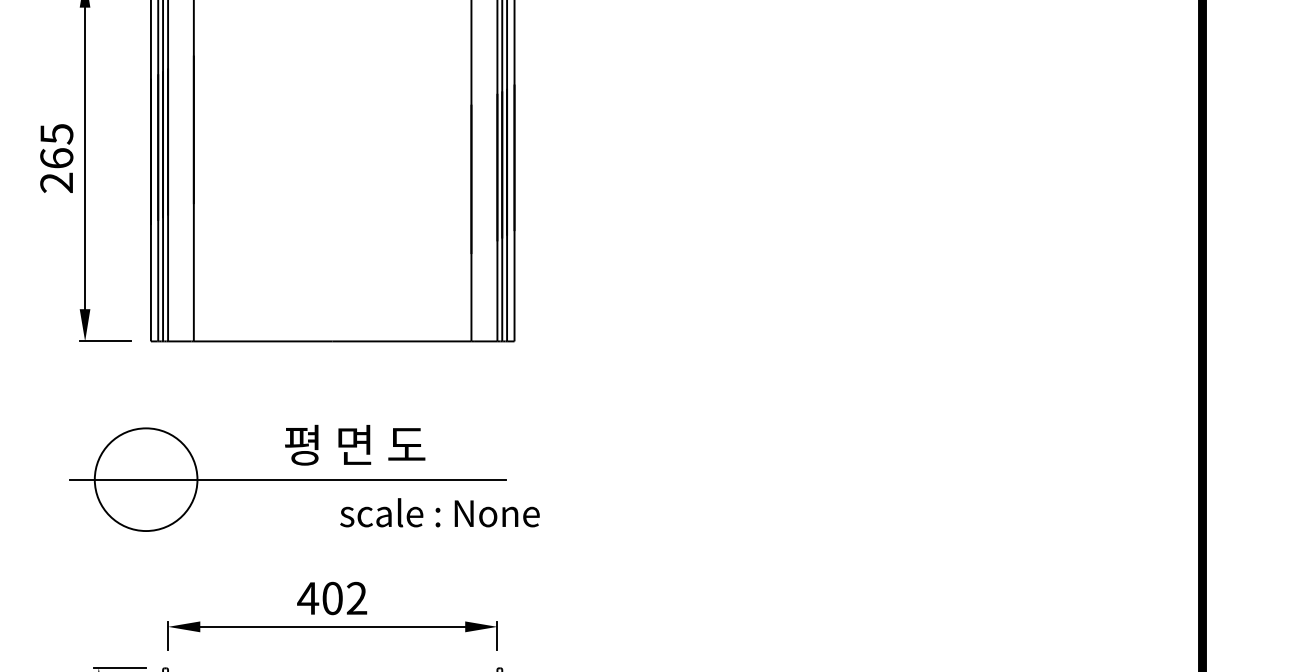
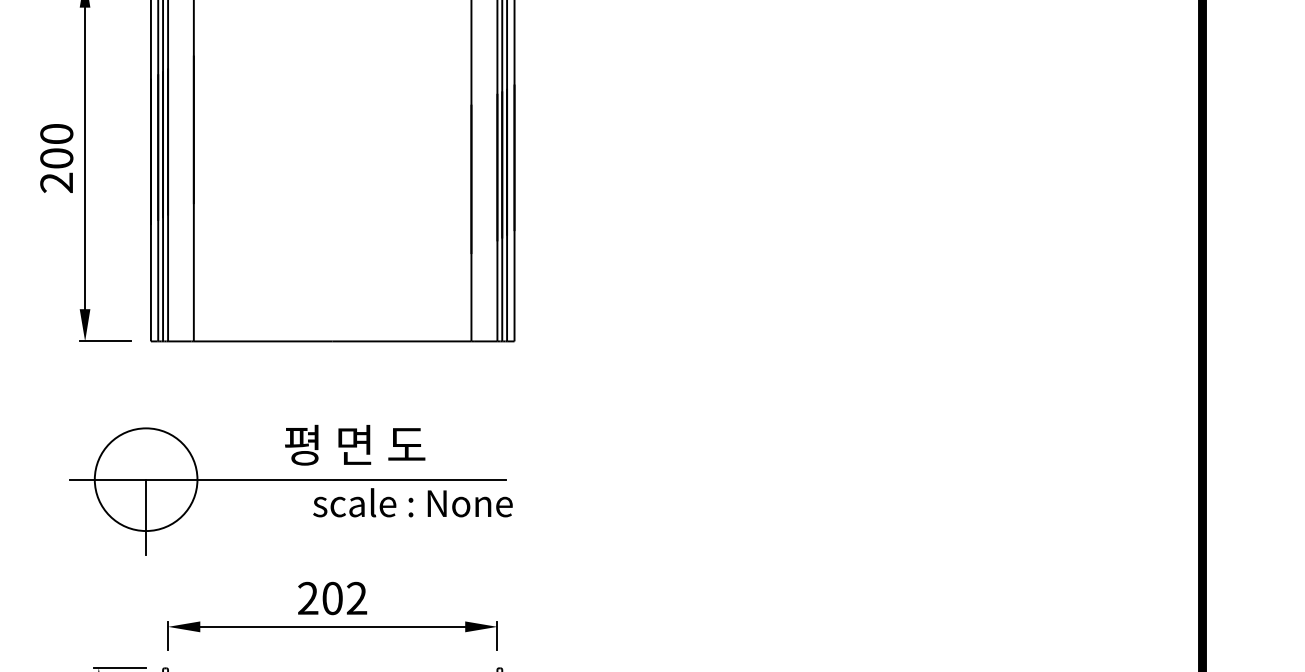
text: 265 -> 200 (56, 146)
text position: (439, 512) -> (412, 502) (412, 502)
line: none -> present (146, 517)
text: 402 -> 202 (308, 597)
